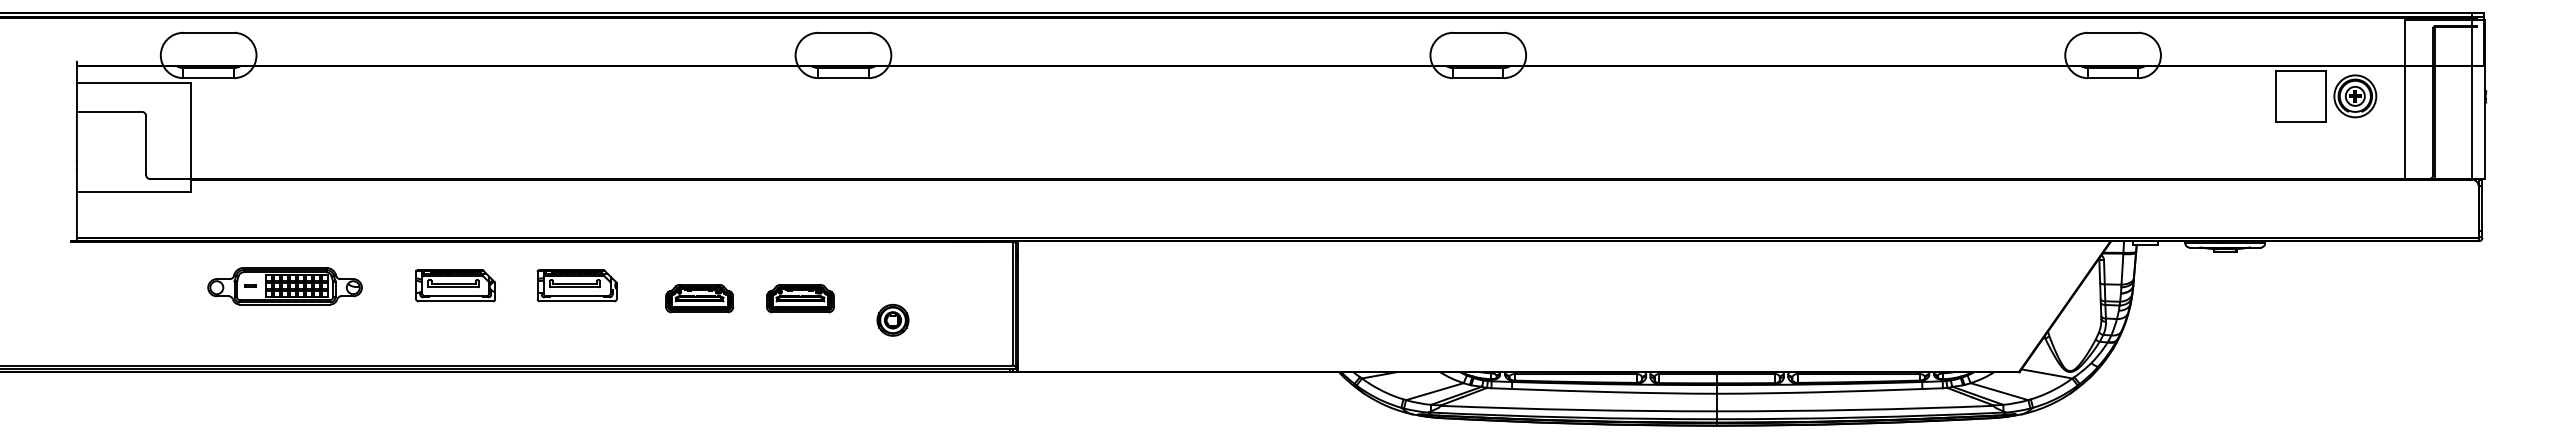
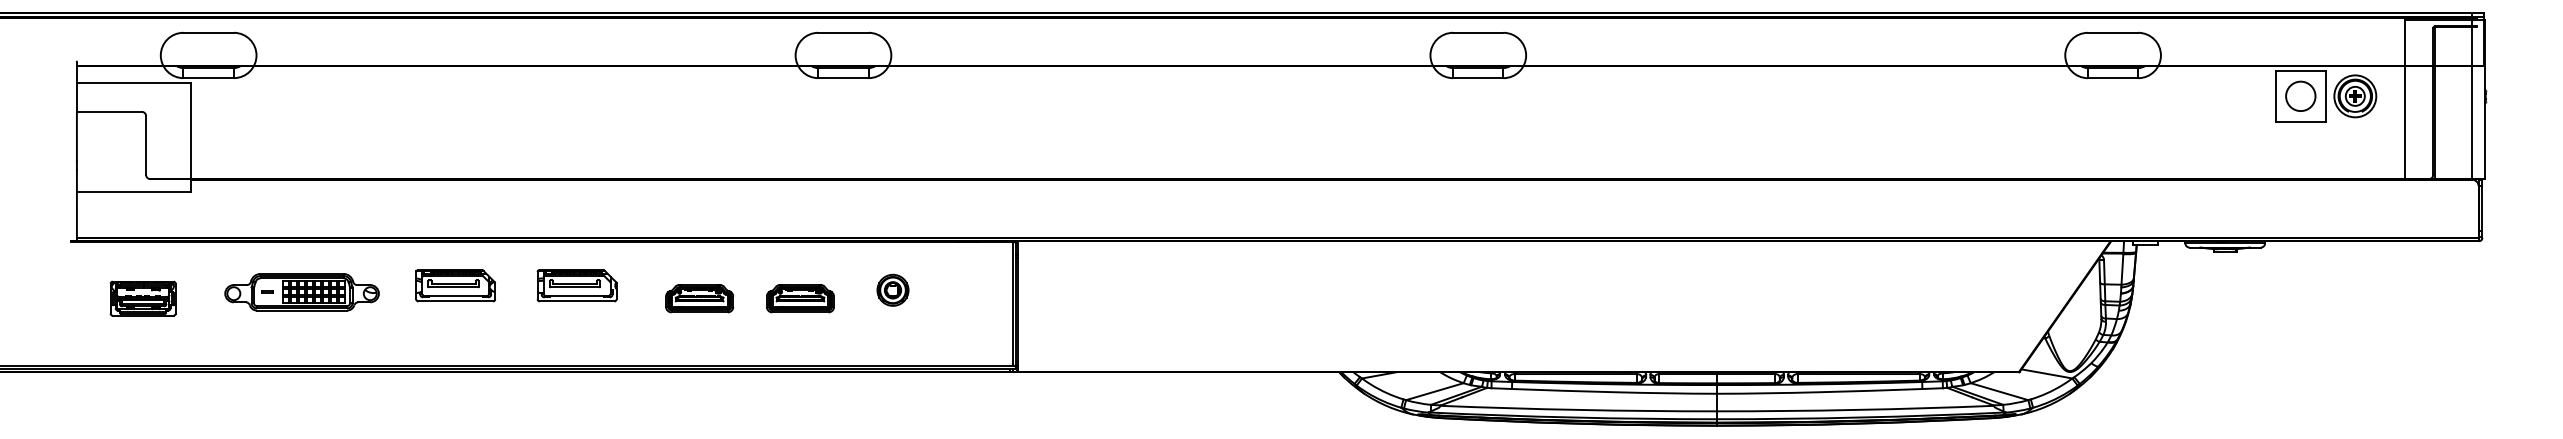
circle: none -> present (2300, 95)
part position: (284, 286) -> (301, 292) (301, 292)
part: none -> present (142, 298)
part position: (892, 319) -> (892, 289) (892, 289)
